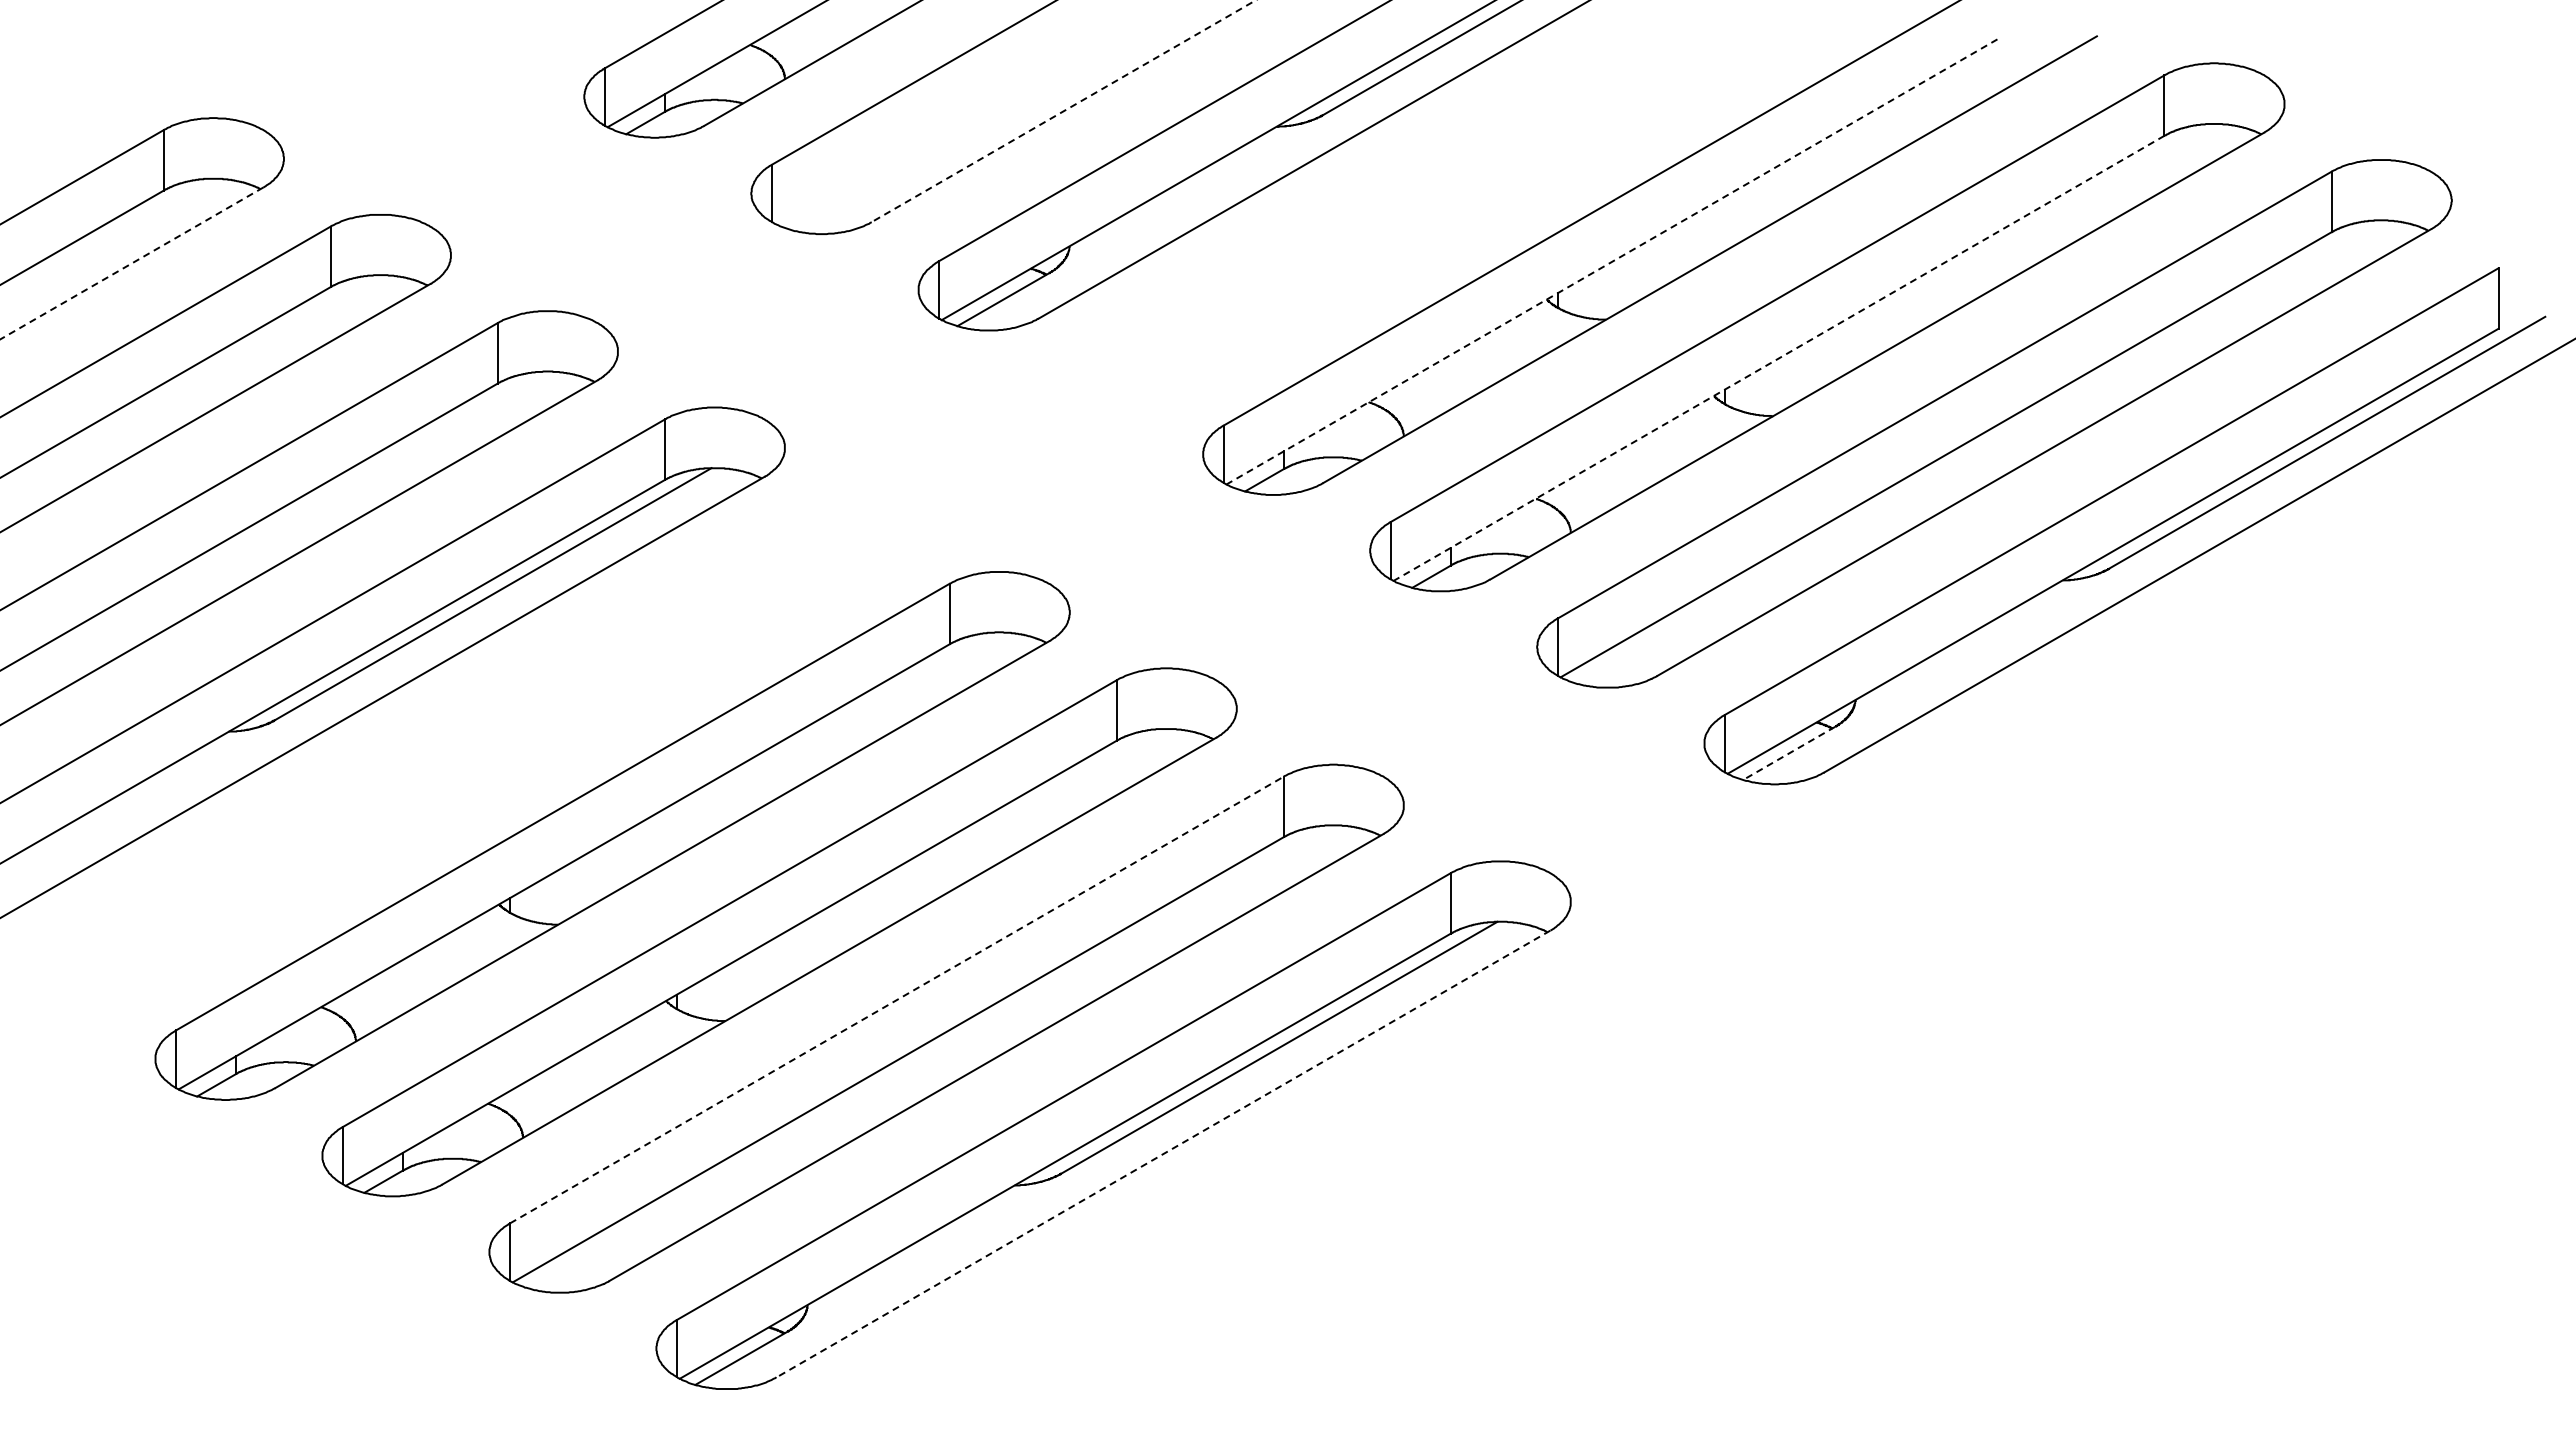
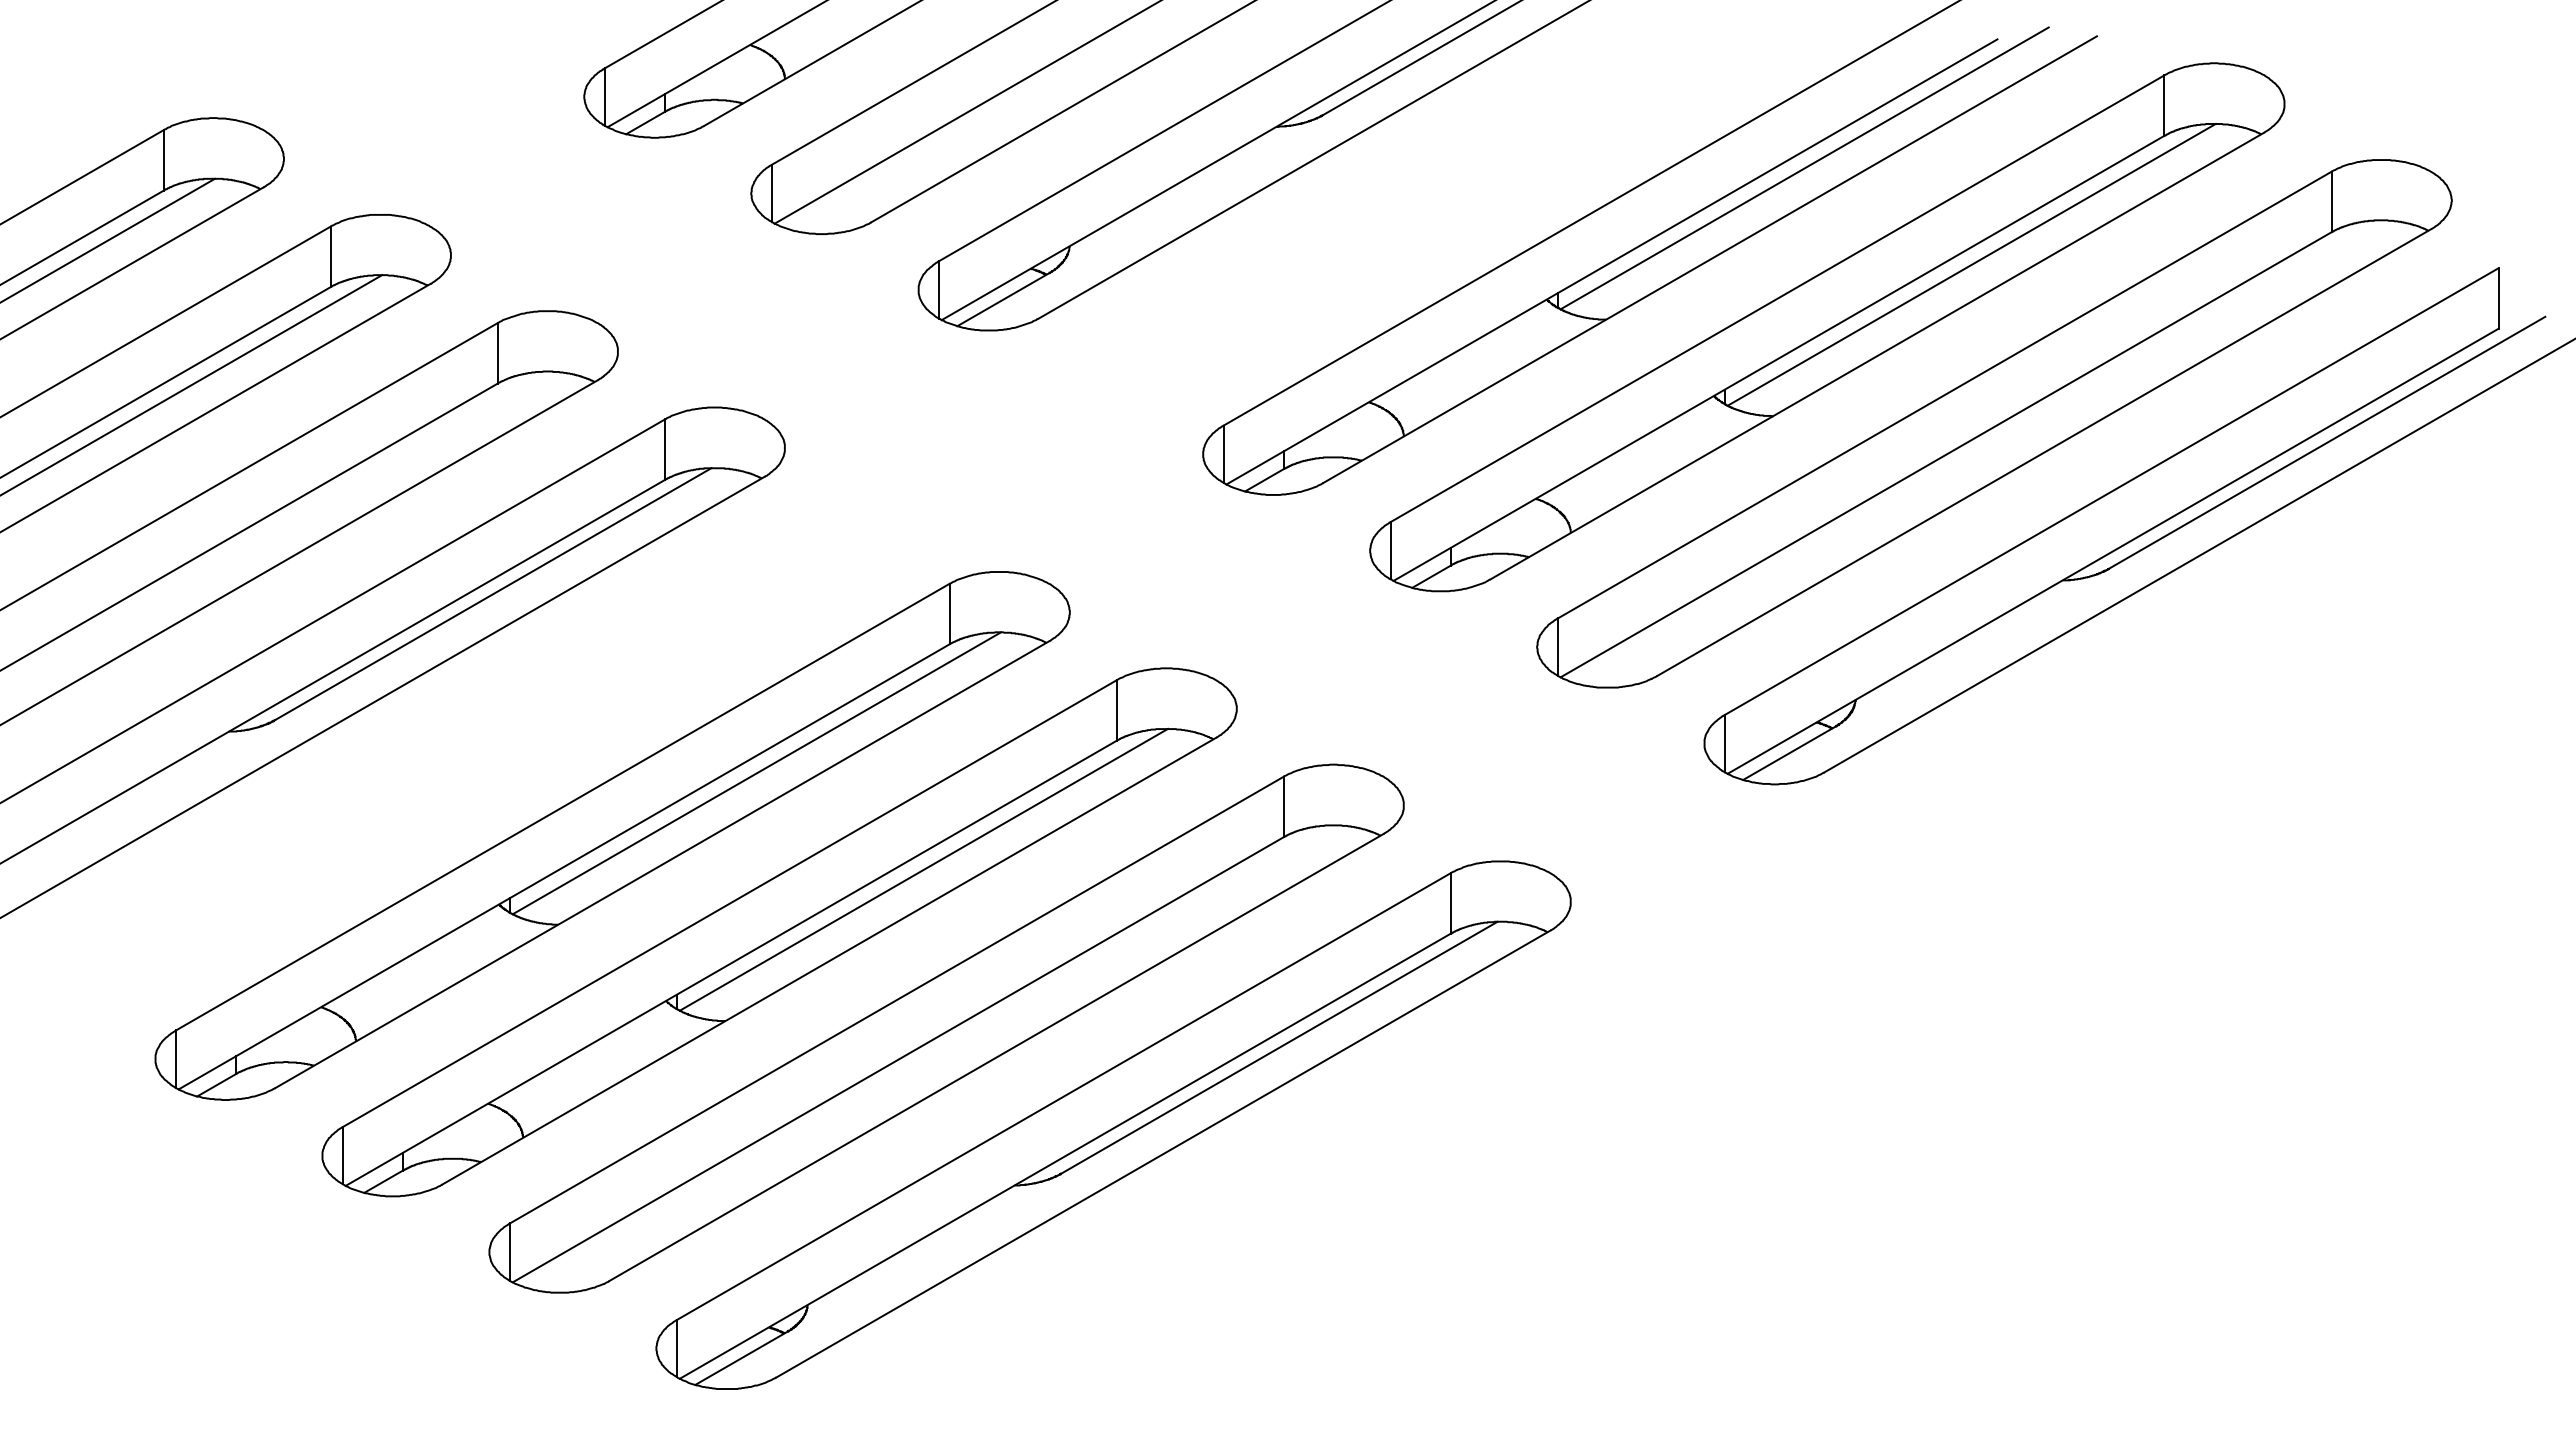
line: dashed -> solid (1063, 111)
line: none -> present (966, 112)
line: none -> present (1804, 168)
line: none -> present (108, 239)
line: dashed -> solid (1611, 262)
line: dashed -> solid (131, 263)
line: none -> present (1971, 264)
line: dashed -> solid (1778, 358)
line: none -> present (192, 384)
line: dashed -> solid (1788, 753)
line: none -> present (756, 773)
line: none -> present (923, 869)
line: dashed -> solid (896, 1000)
line: dashed -> solid (1163, 1154)
